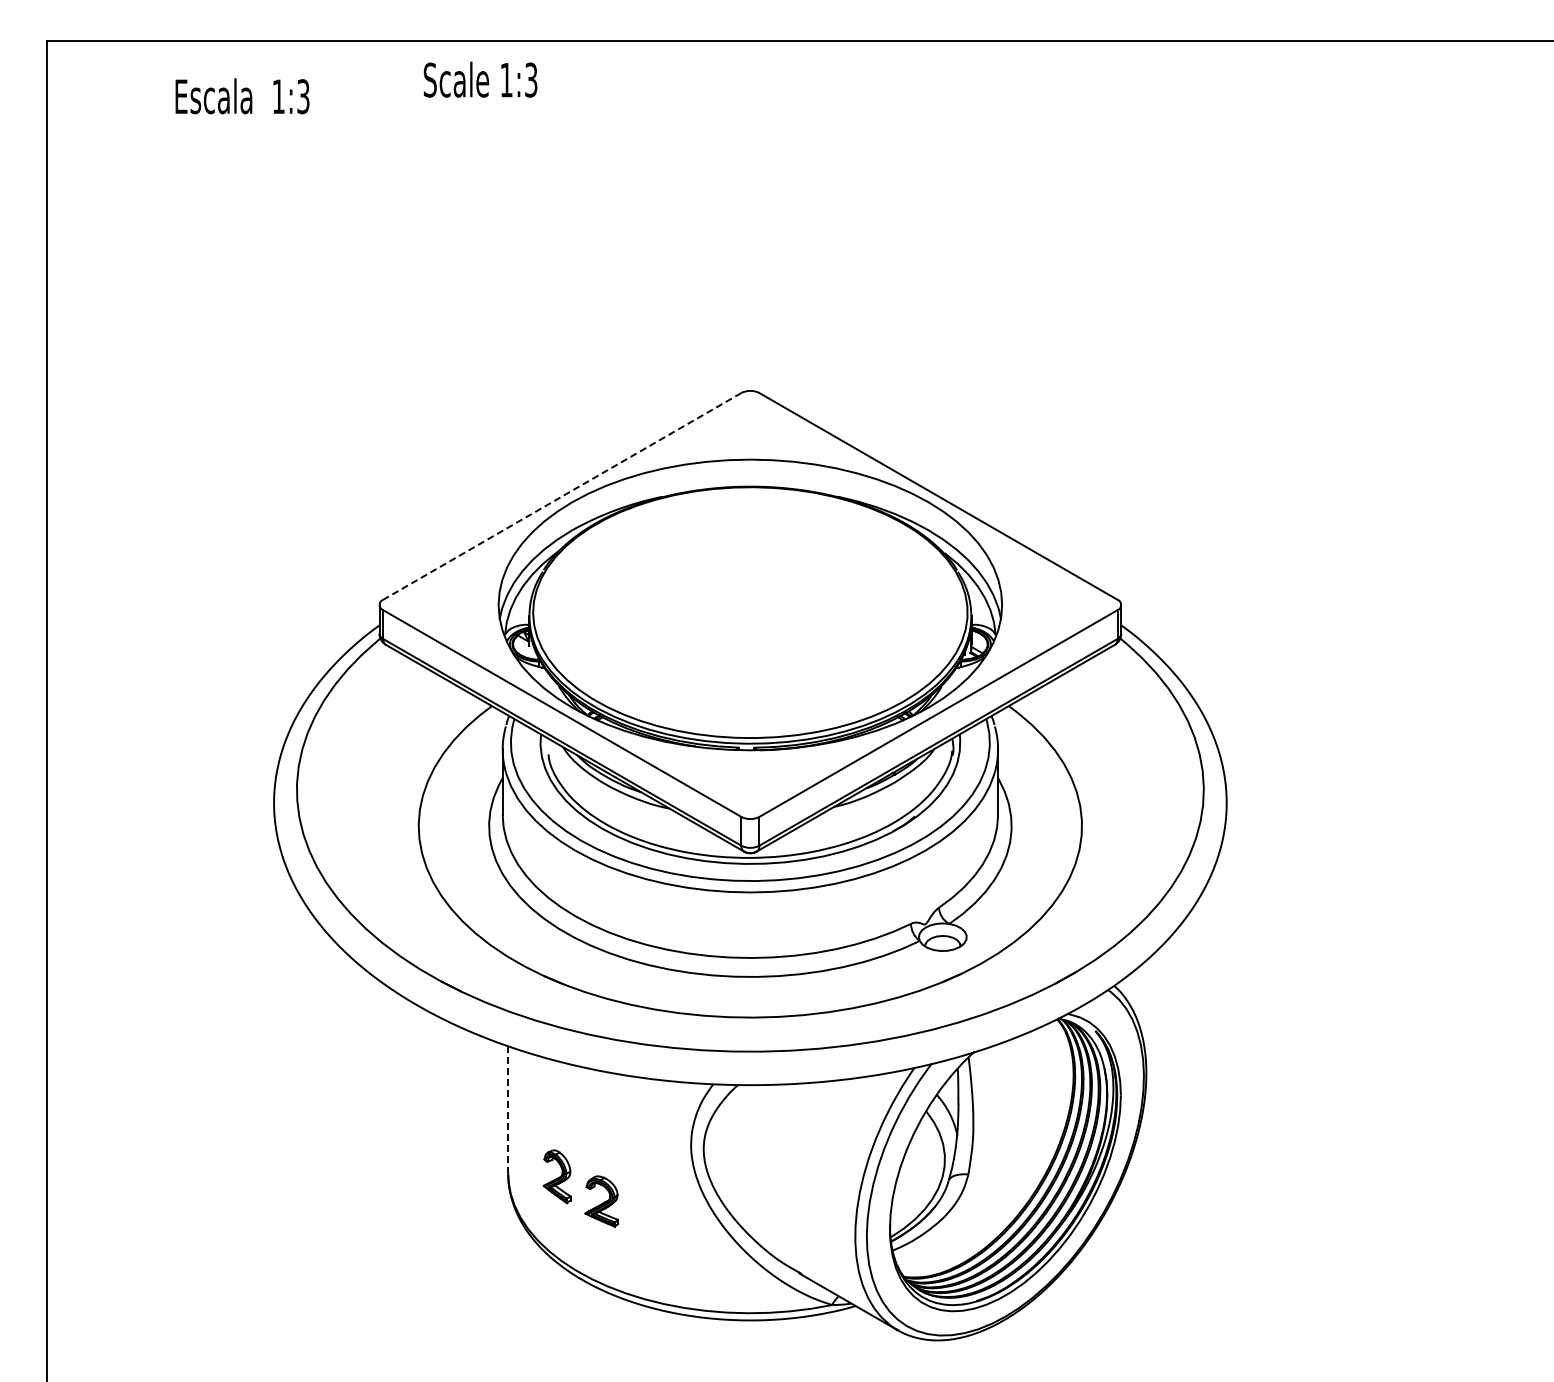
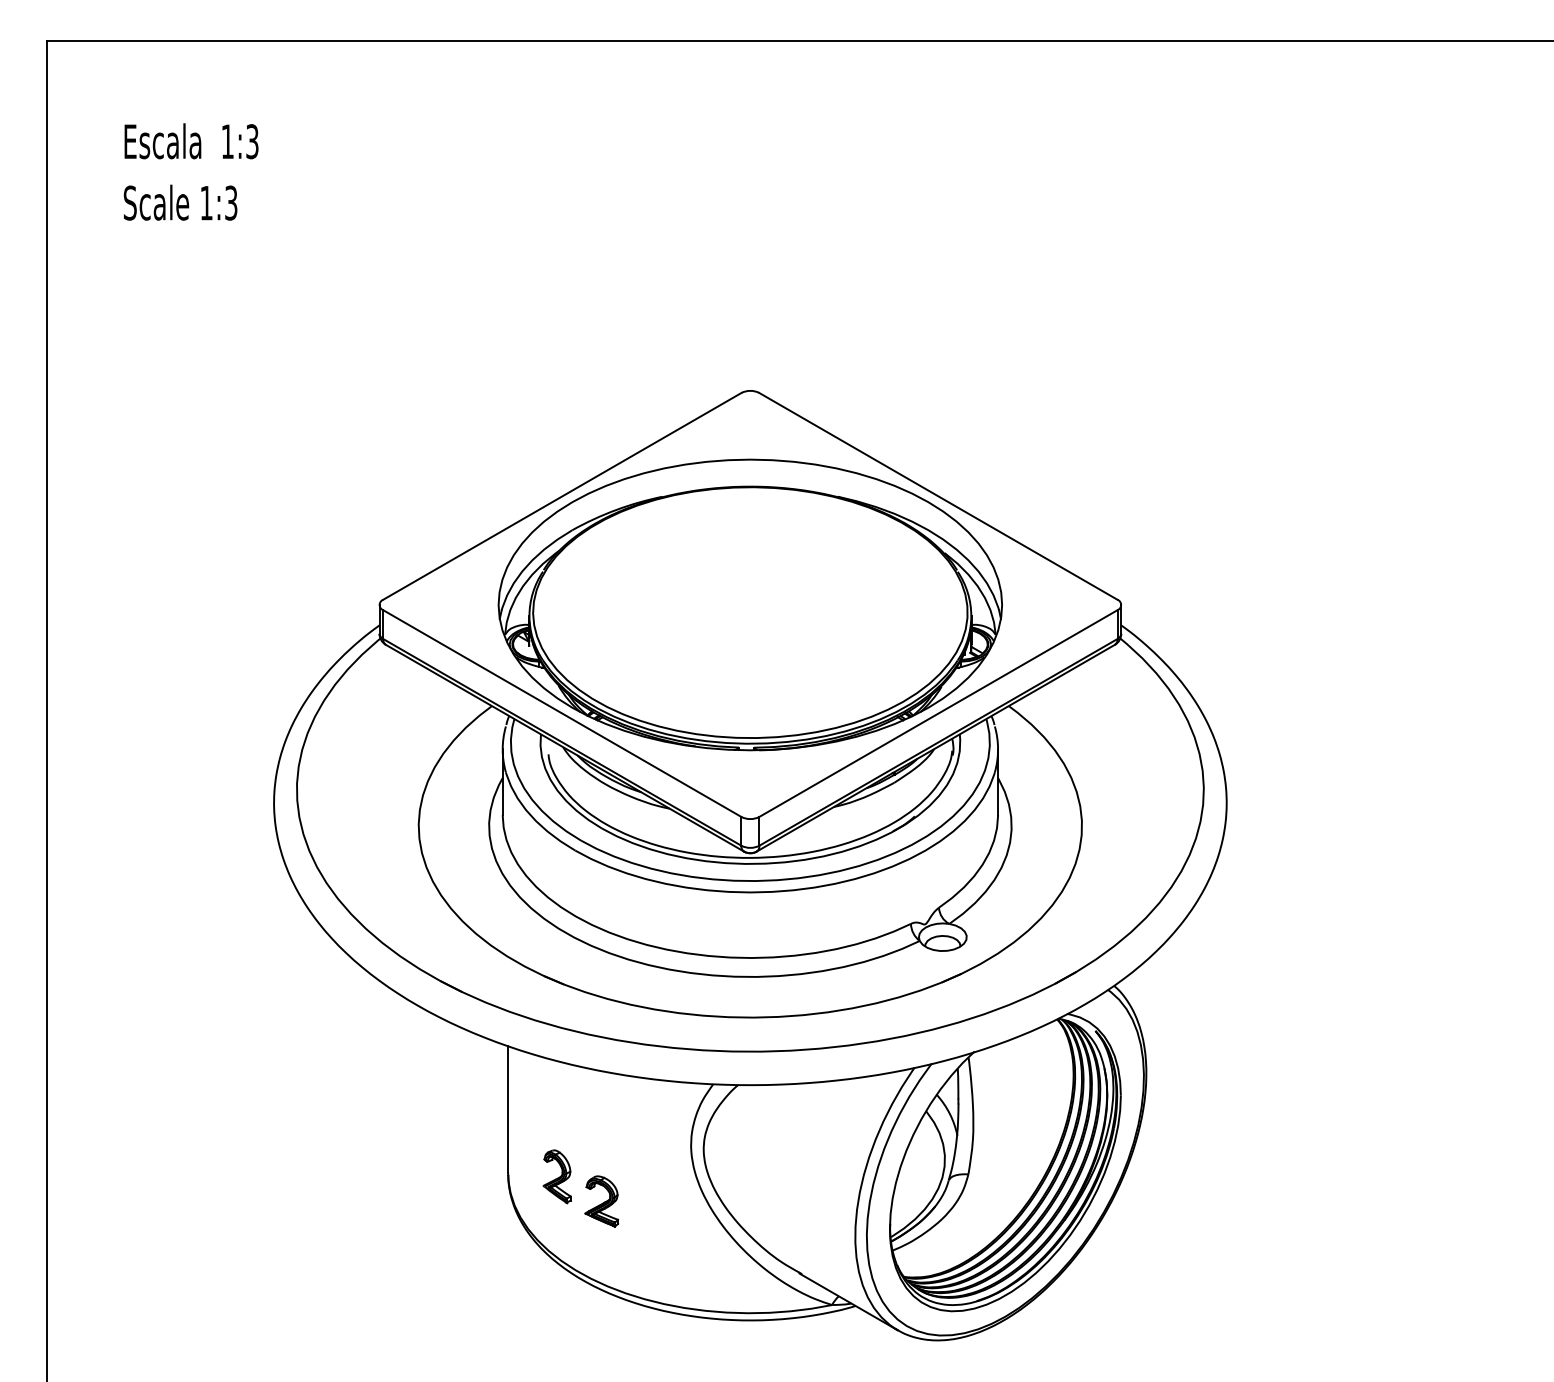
text position: (480, 79) -> (180, 202) (180, 202)
text position: (242, 96) -> (191, 141) (191, 141)
line: dashed -> solid (562, 496)
line: dashed -> solid (508, 1109)
